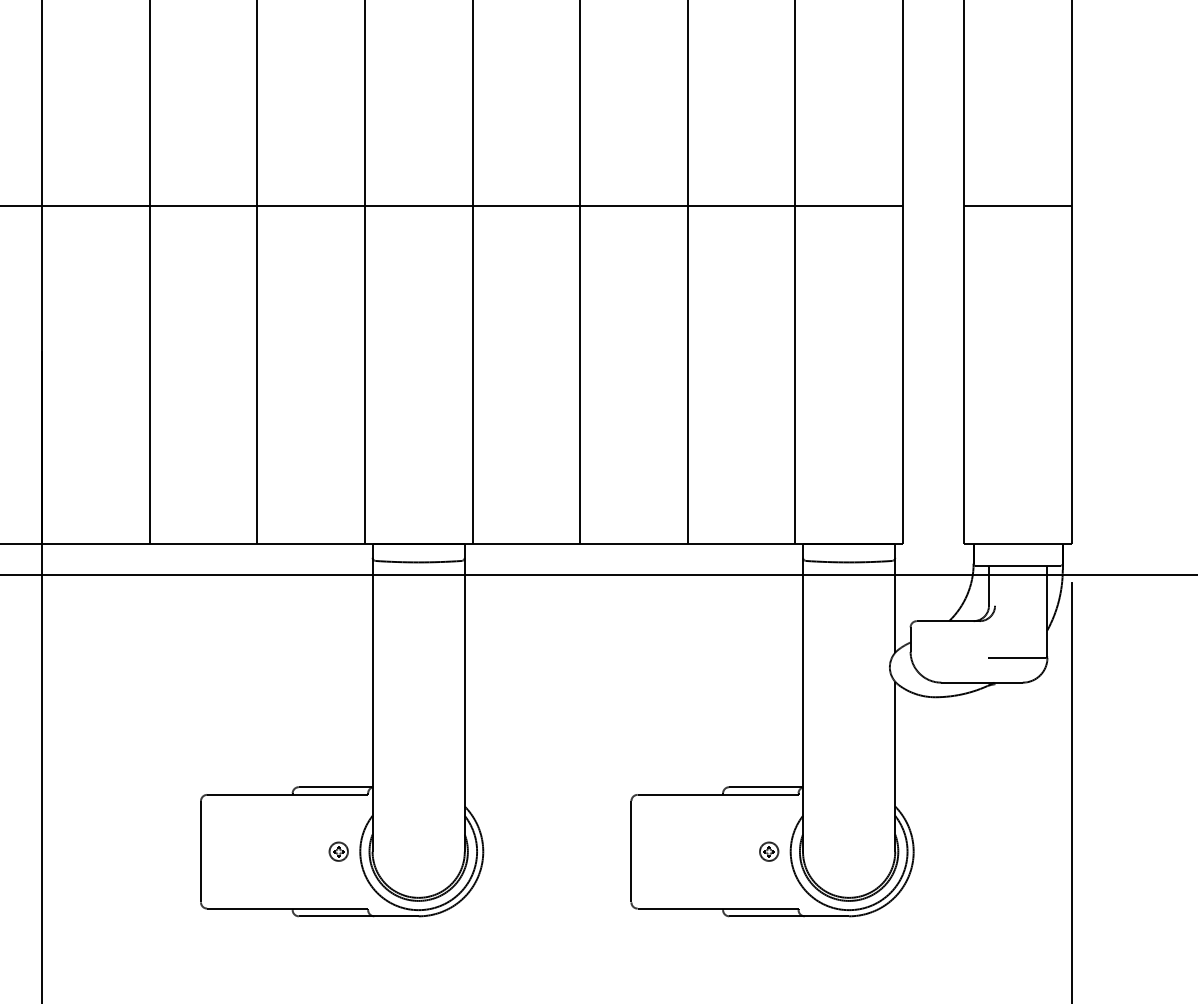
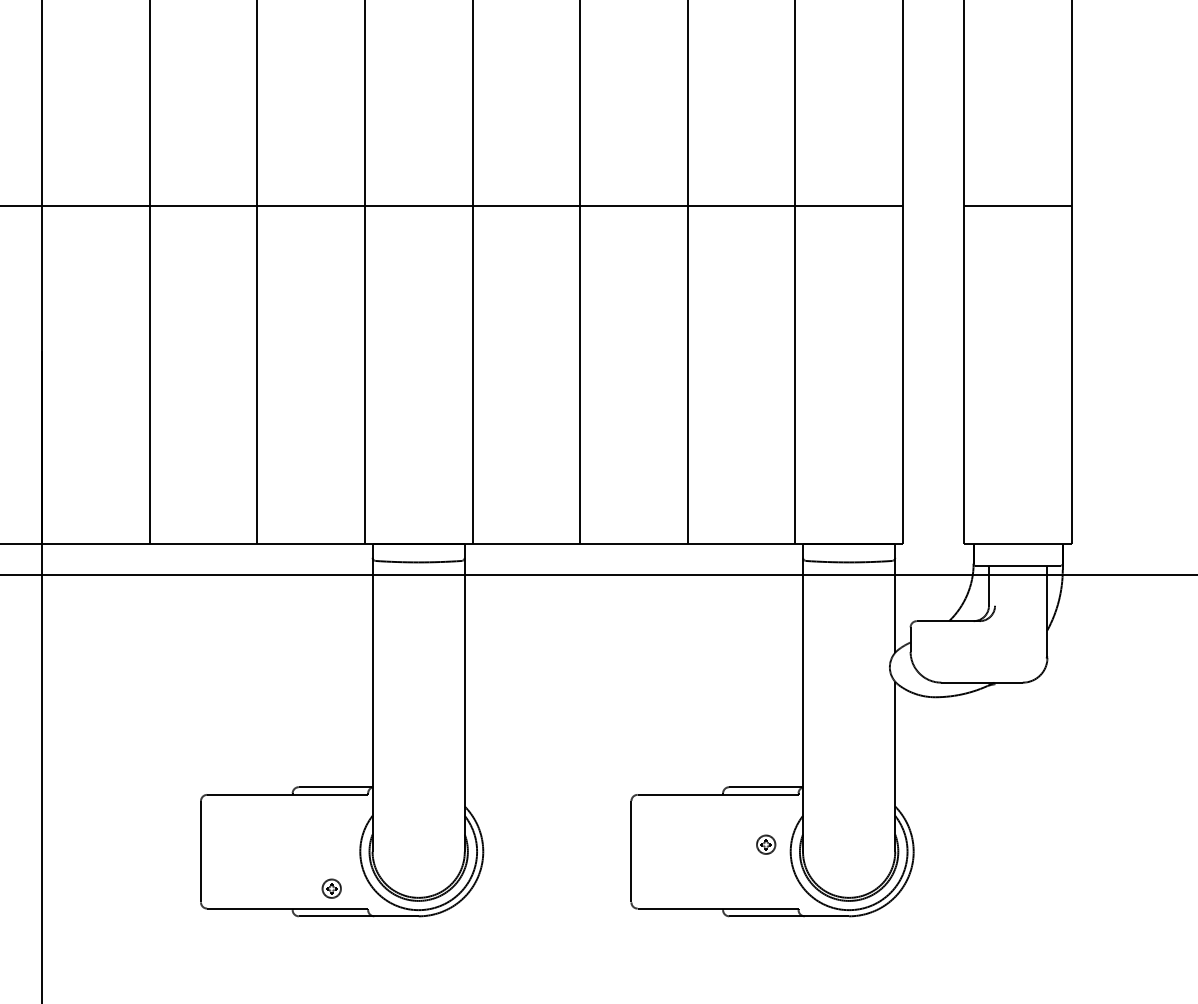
line: present -> none (1016, 658)
line: present -> none (1072, 791)
part position: (338, 851) -> (331, 888) (331, 888)
part position: (769, 851) -> (766, 844) (766, 844)
